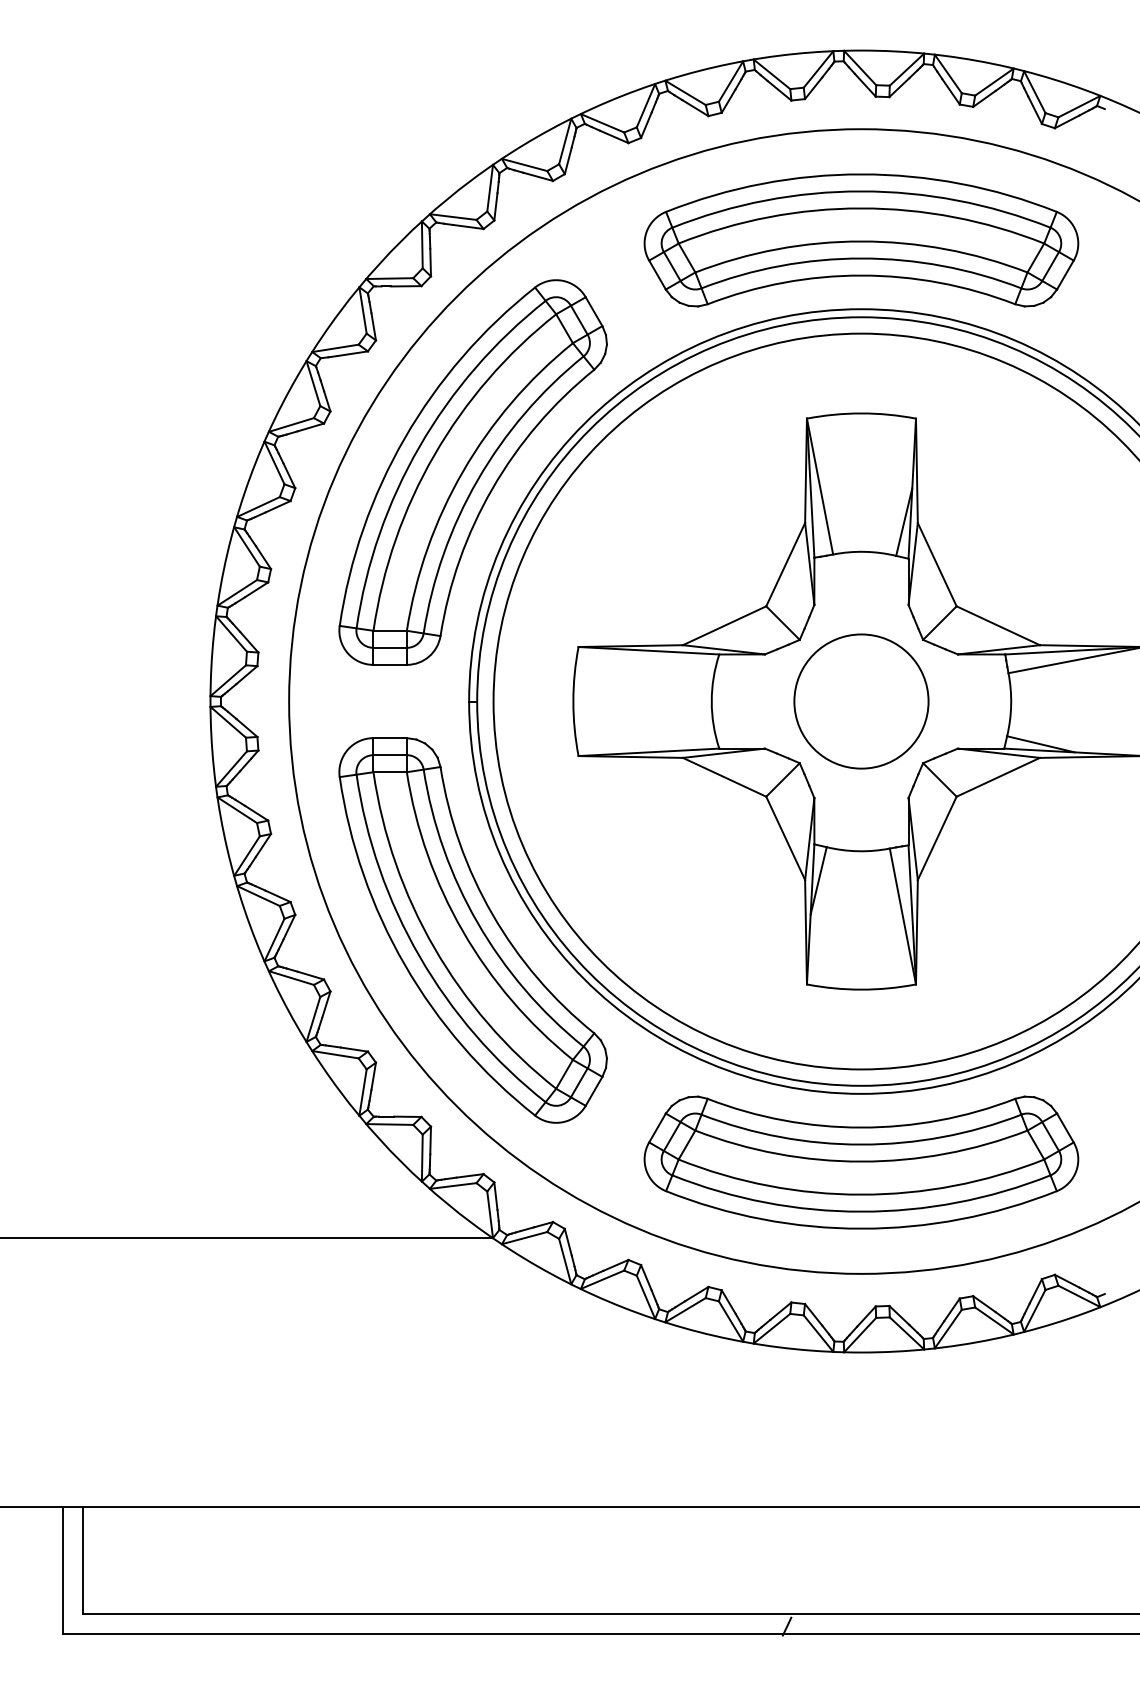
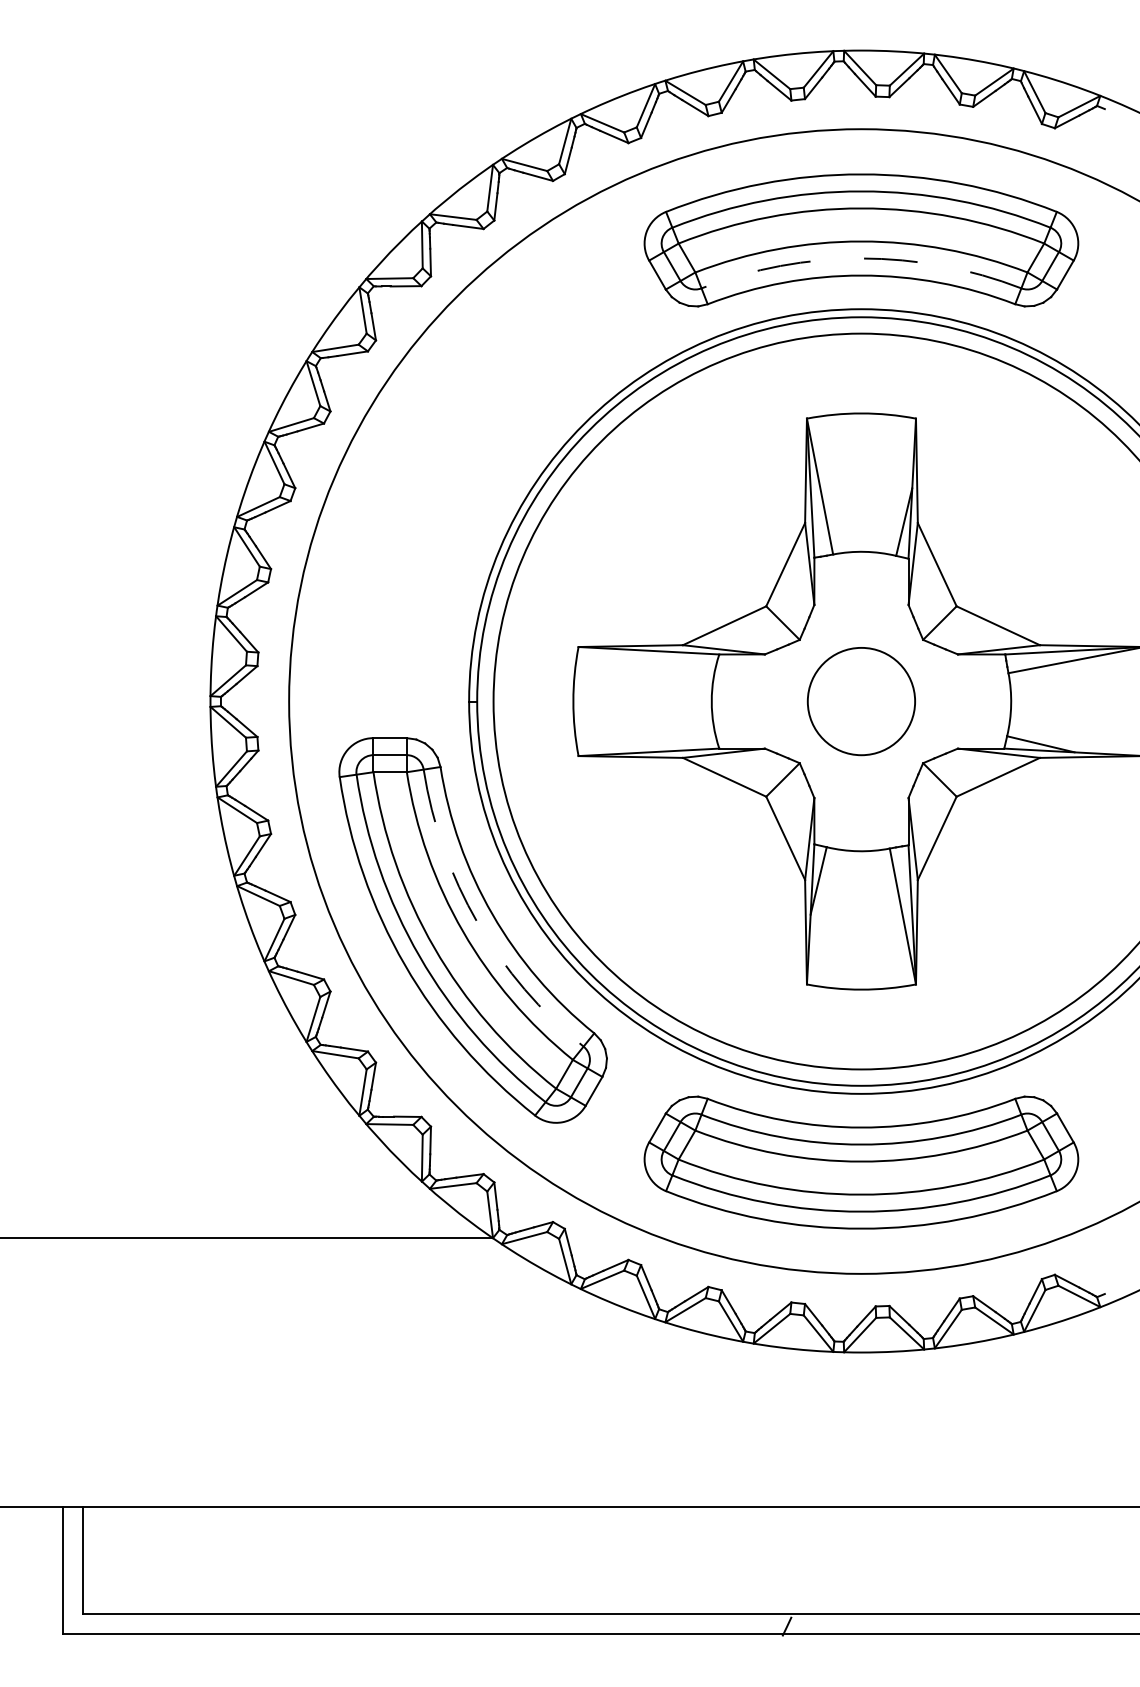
arc: solid -> dashed (861, 258)
part: present -> none (472, 472)
circle diameter: 134 px -> 107 px (861, 701)
arc: solid -> dashed (477, 923)
